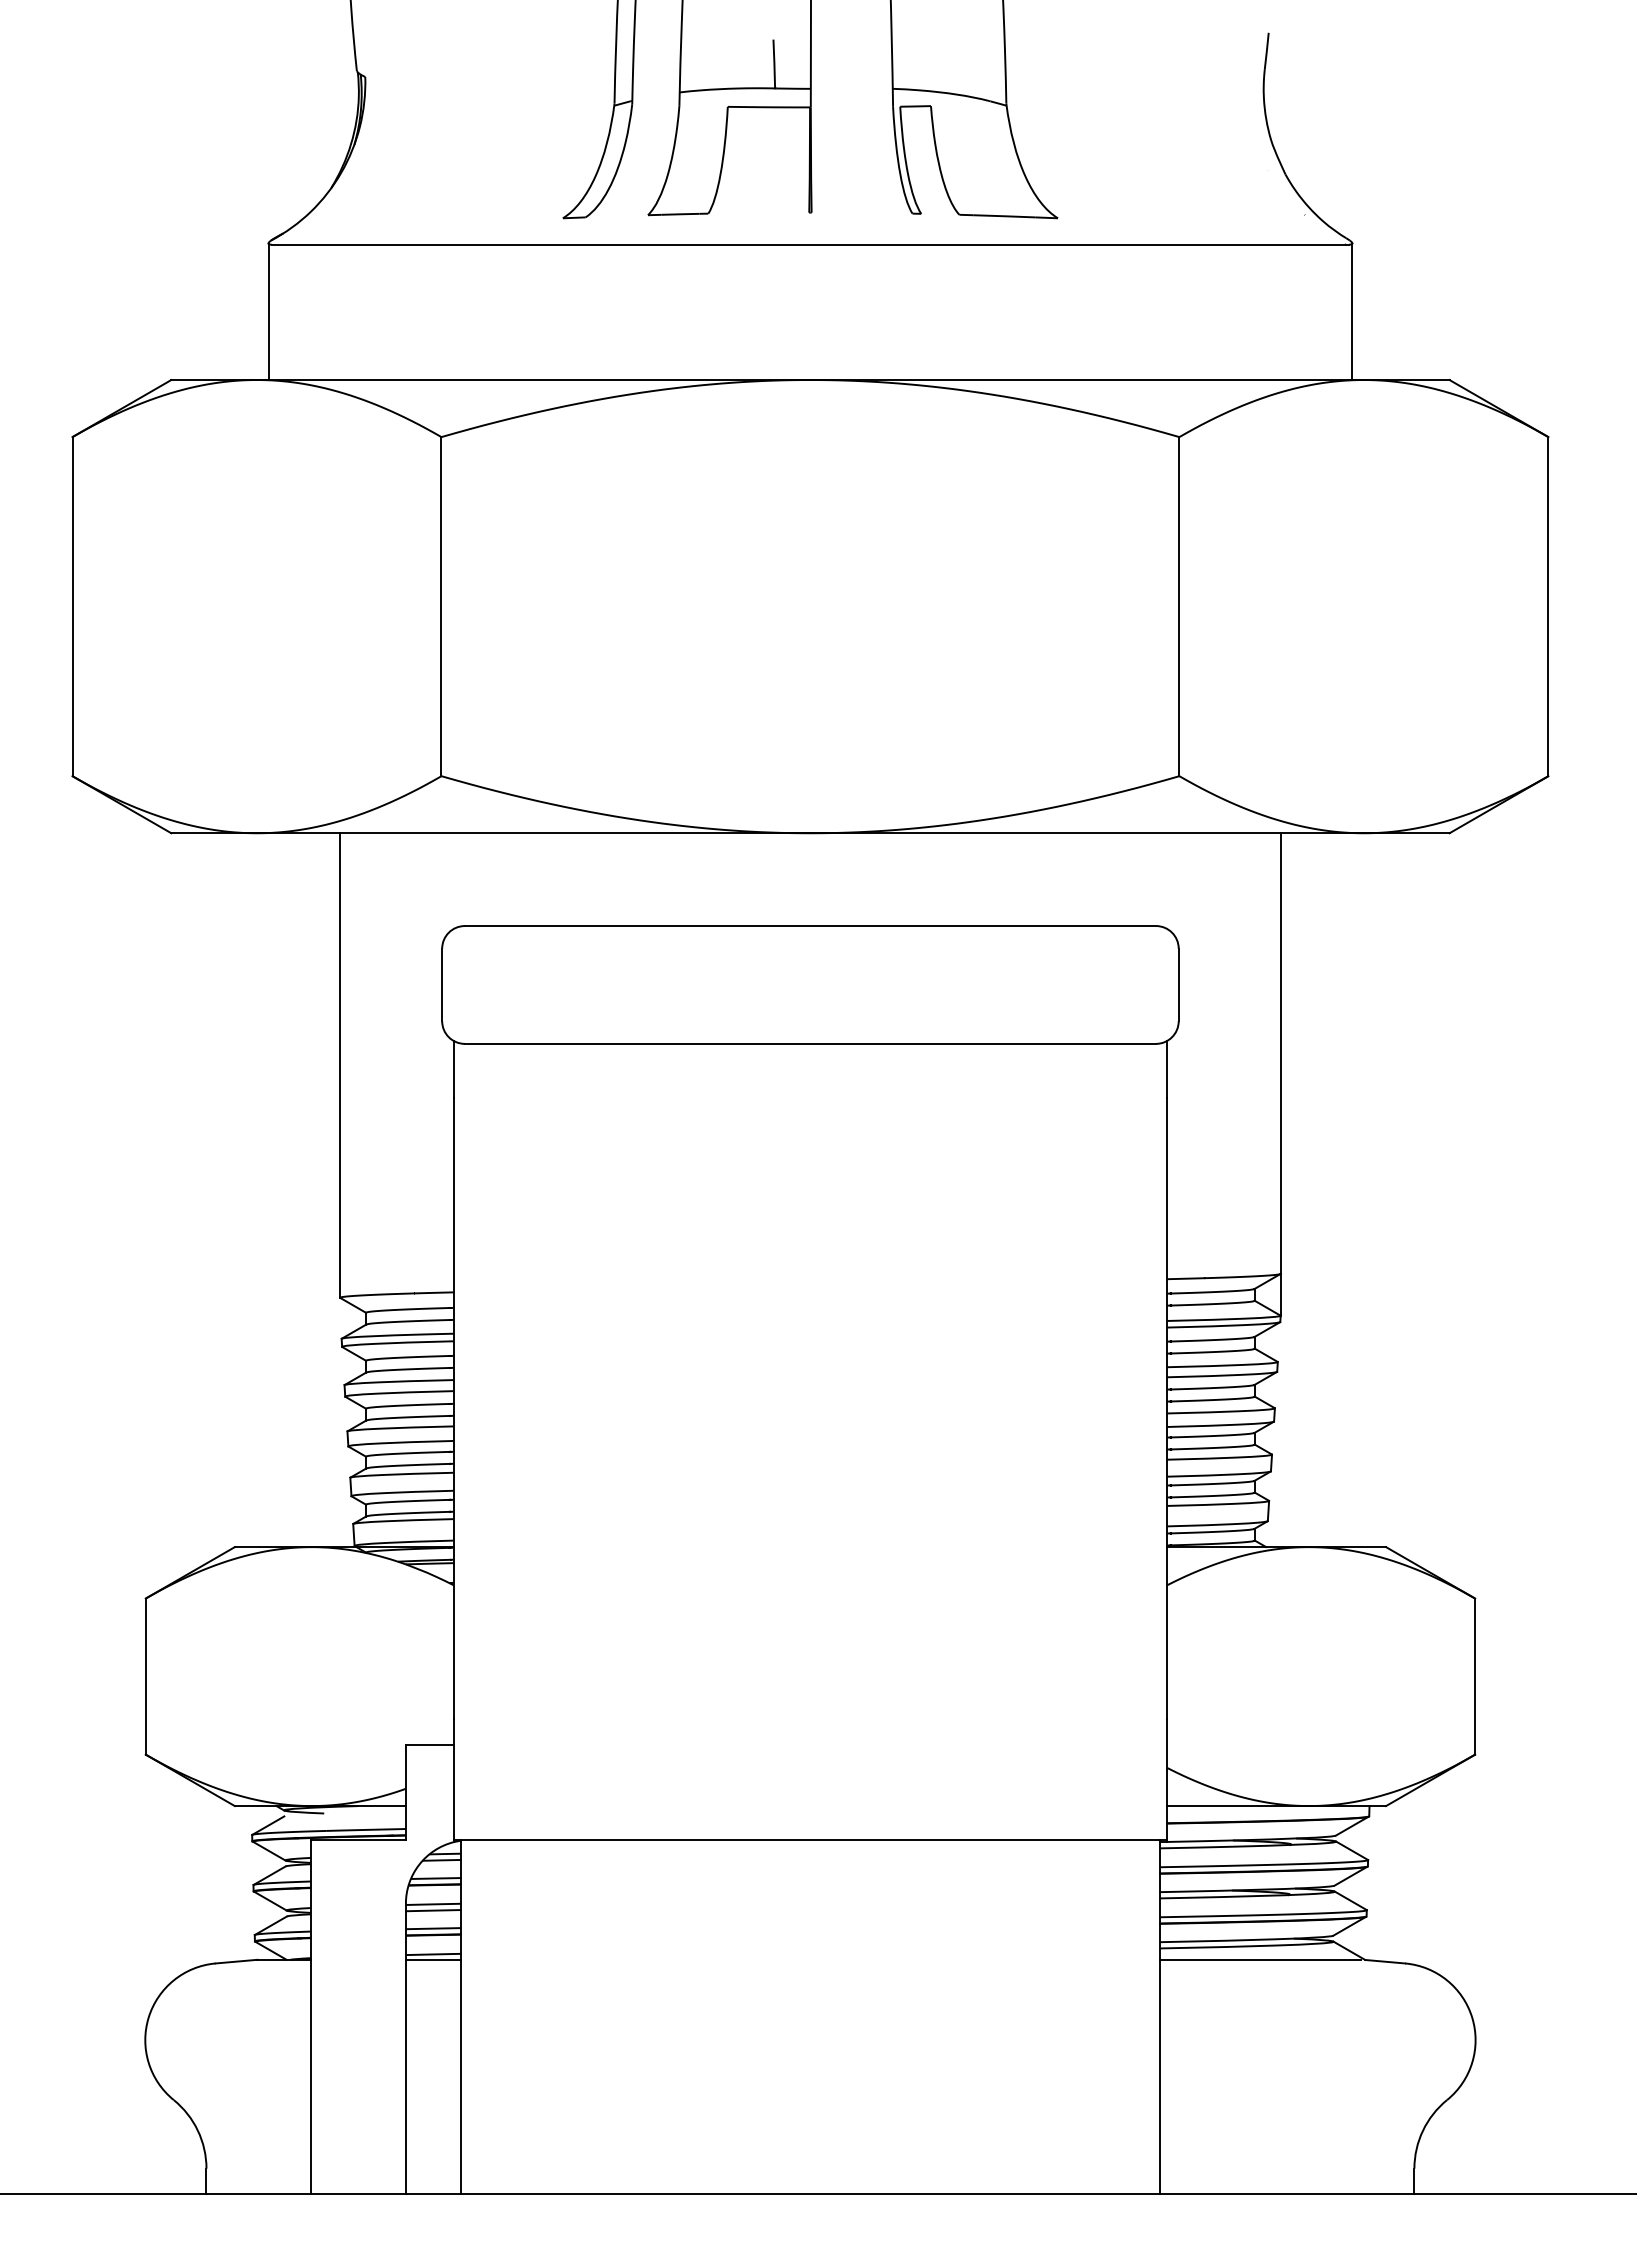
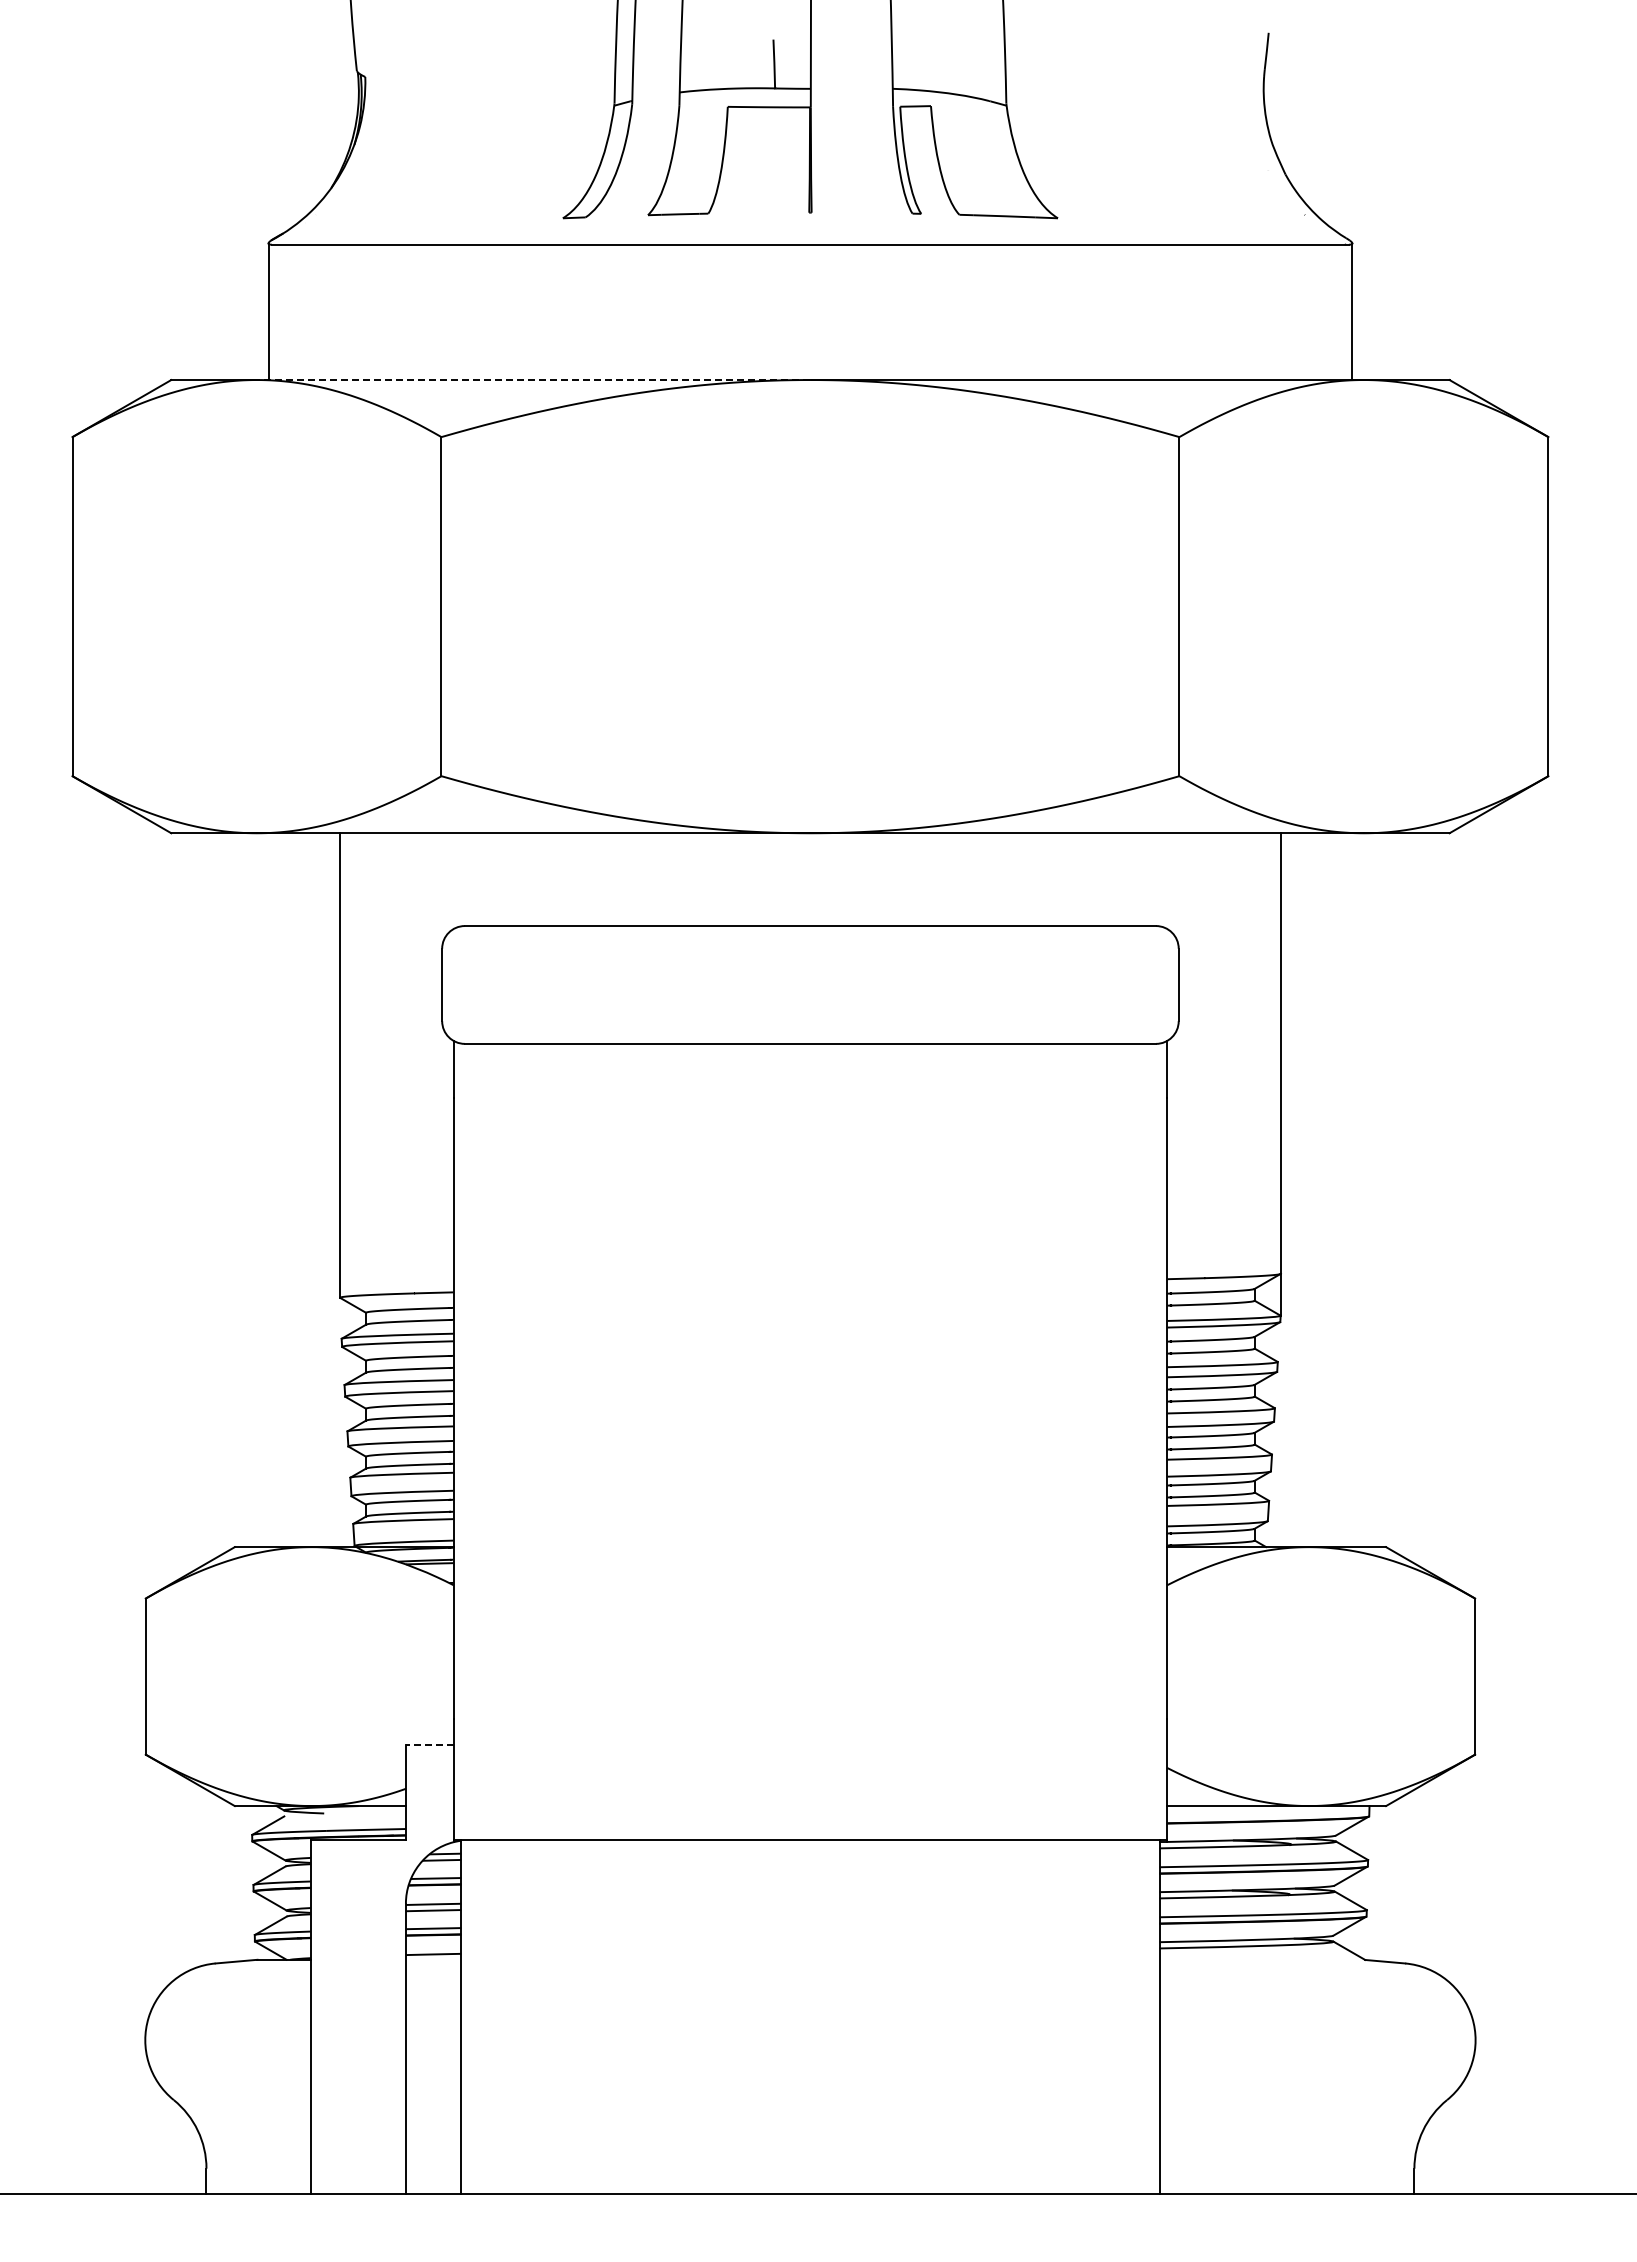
line: solid -> dashed (533, 380)
line: solid -> dashed (429, 1745)
line: present -> none (433, 1959)
line: present -> none (1259, 1959)
